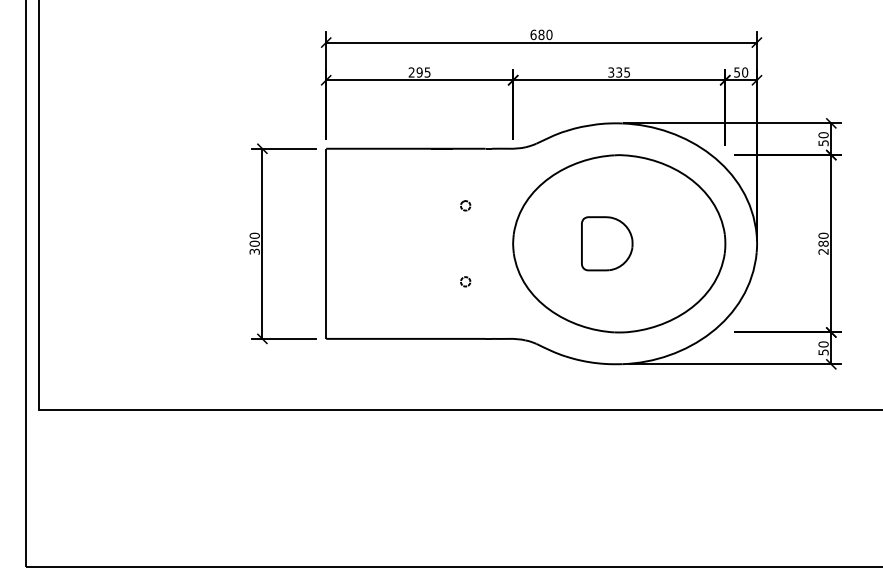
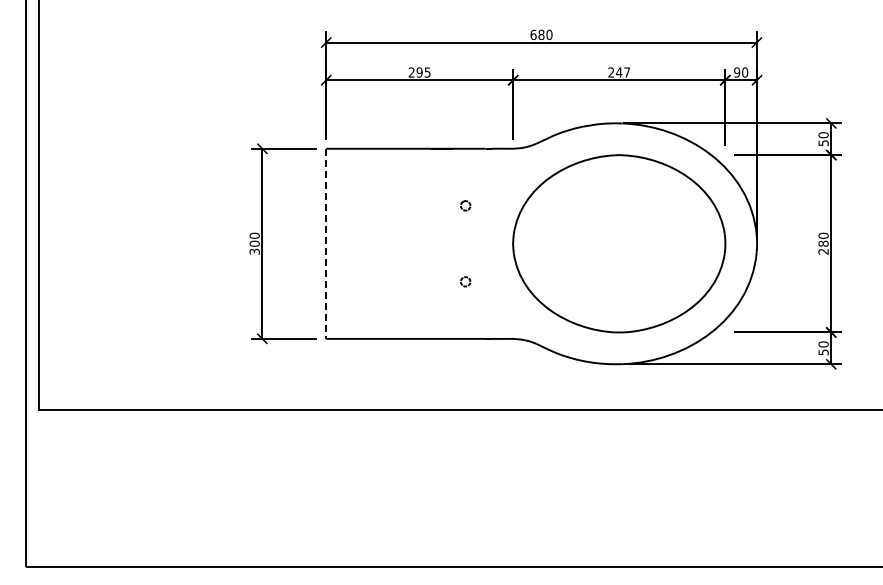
text: 335 -> 247 (619, 72)
text: 50 -> 90 (737, 72)
part: present -> none (607, 243)
line: solid -> dashed (326, 244)
